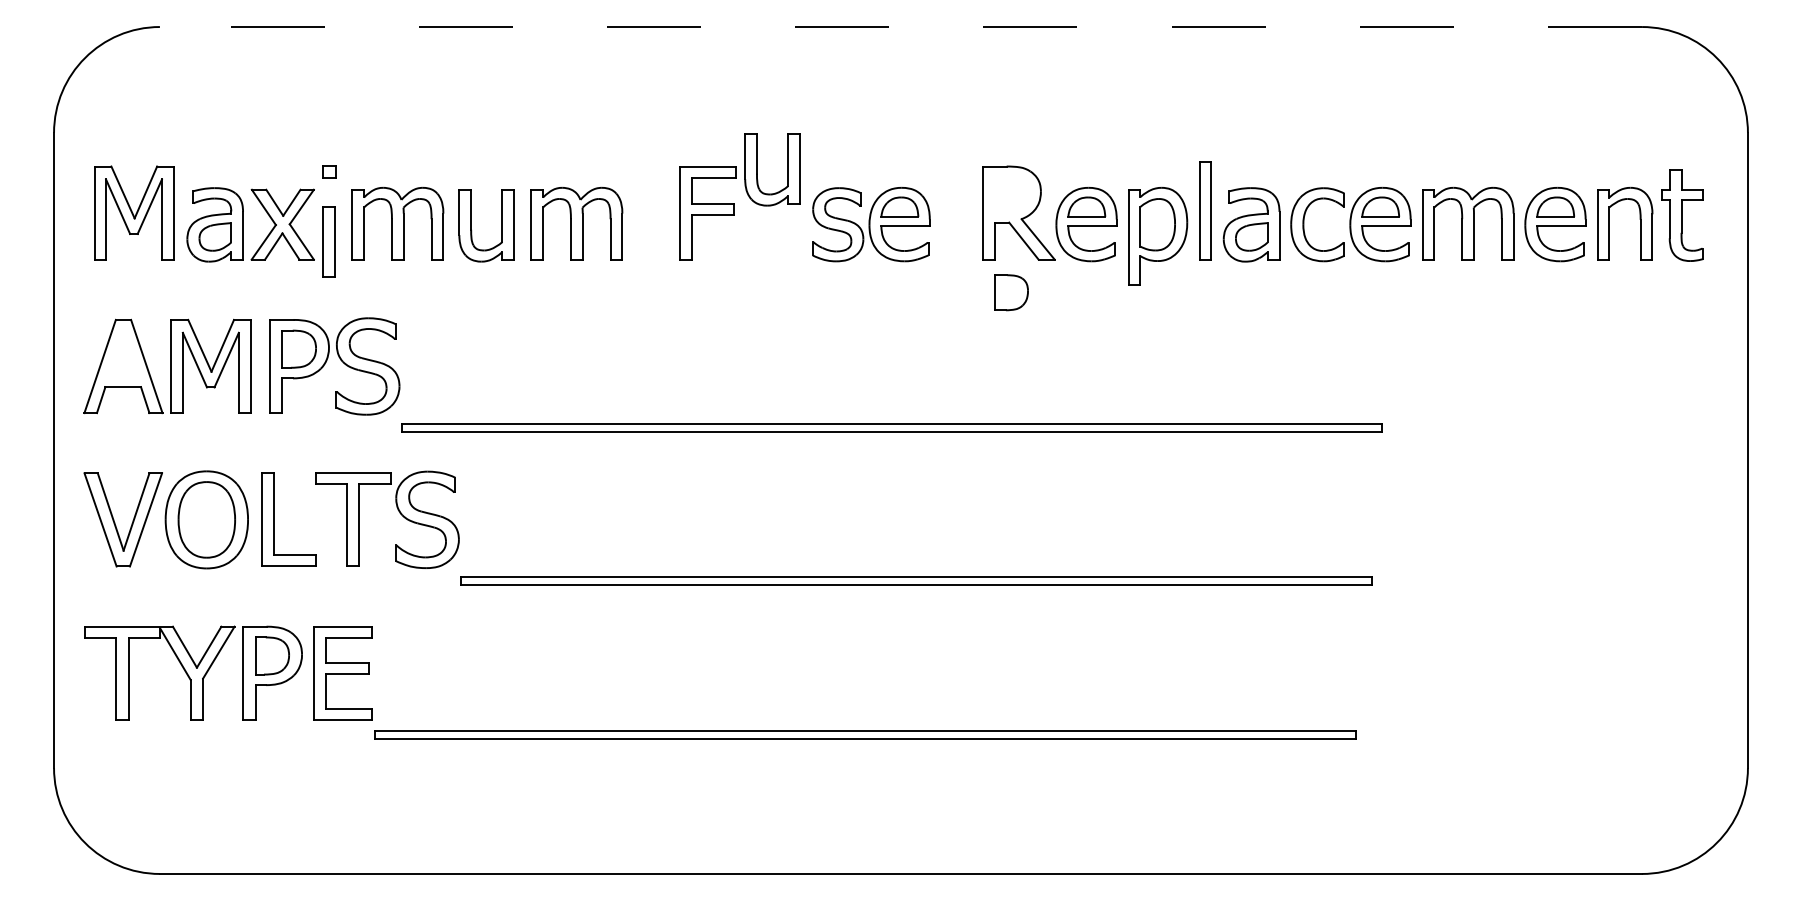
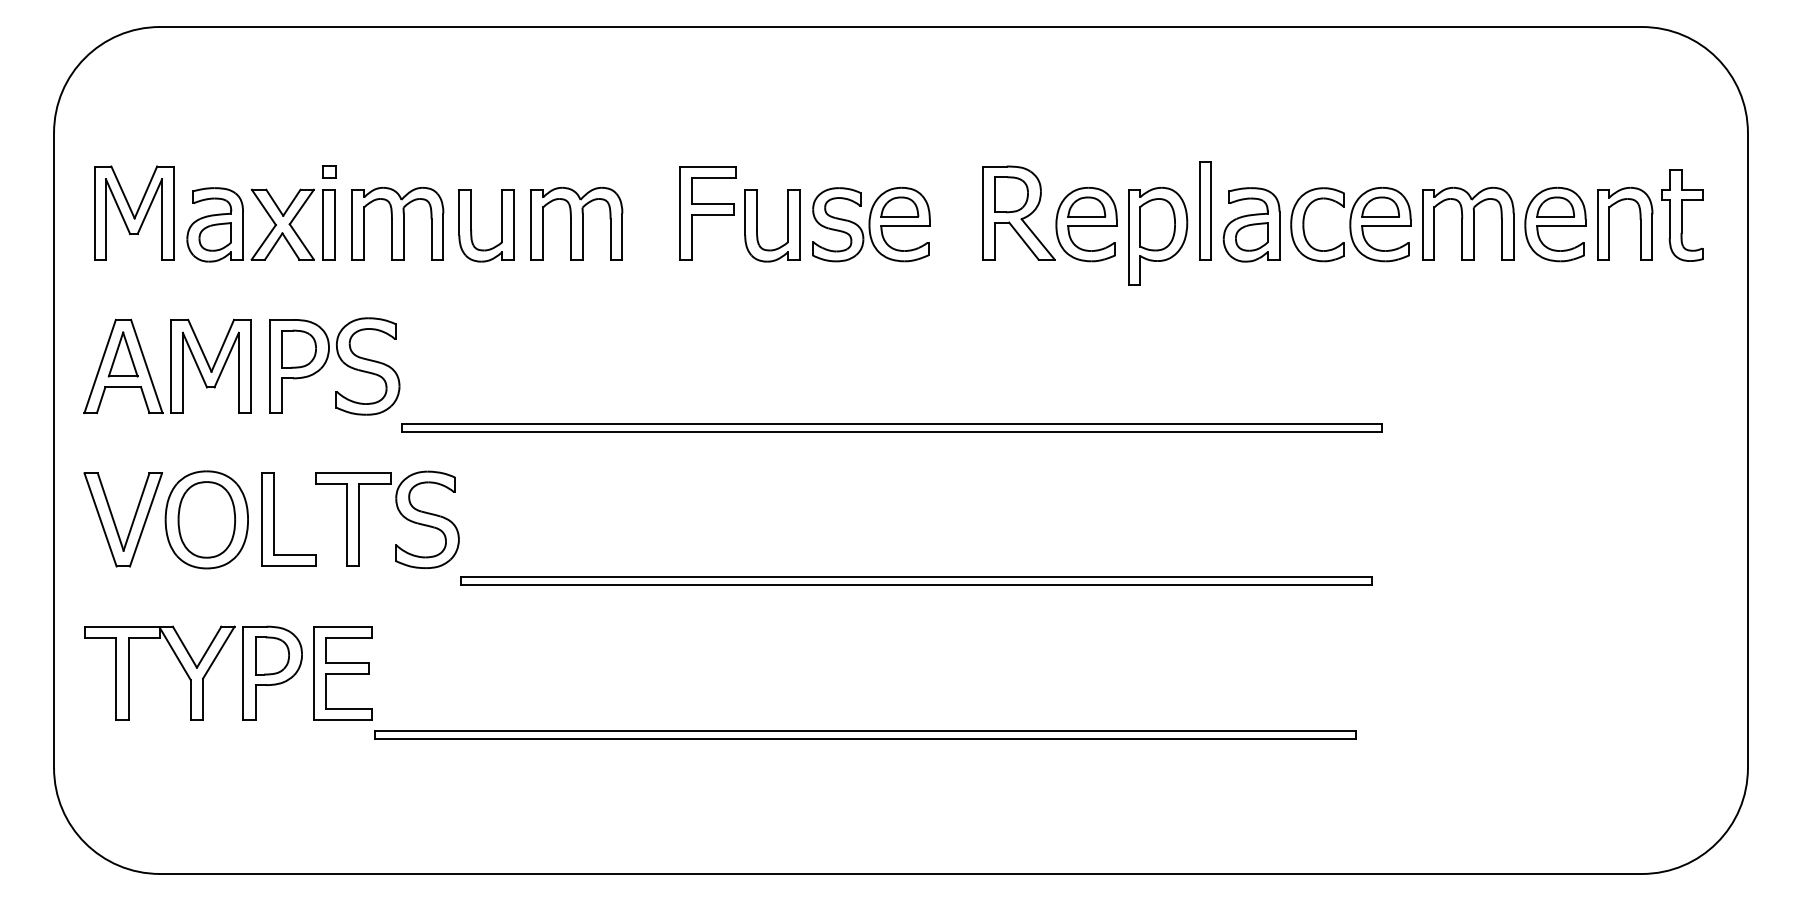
line: dashed -> solid (900, 27)
part position: (757, 169) -> (757, 225) (757, 225)
part position: (328, 241) -> (328, 224) (328, 224)
part position: (1011, 292) -> (1011, 194) (1011, 194)
part: none -> present (122, 354)
